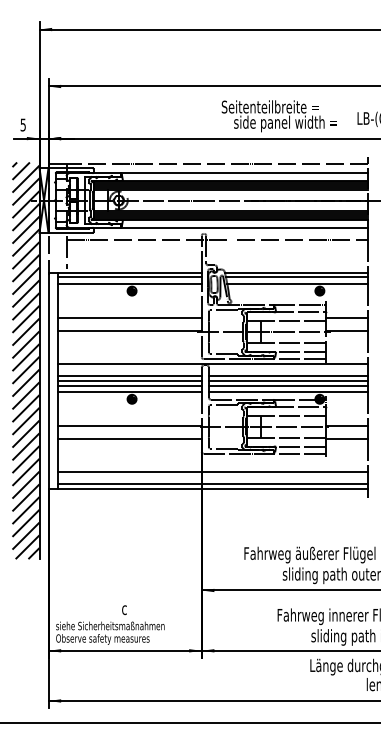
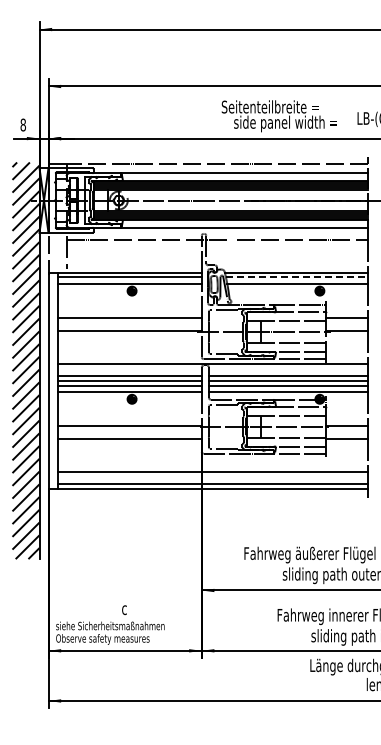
text: 5 -> 8 (22, 124)
line: solid -> dashed (296, 277)
line: present -> none (189, 722)
